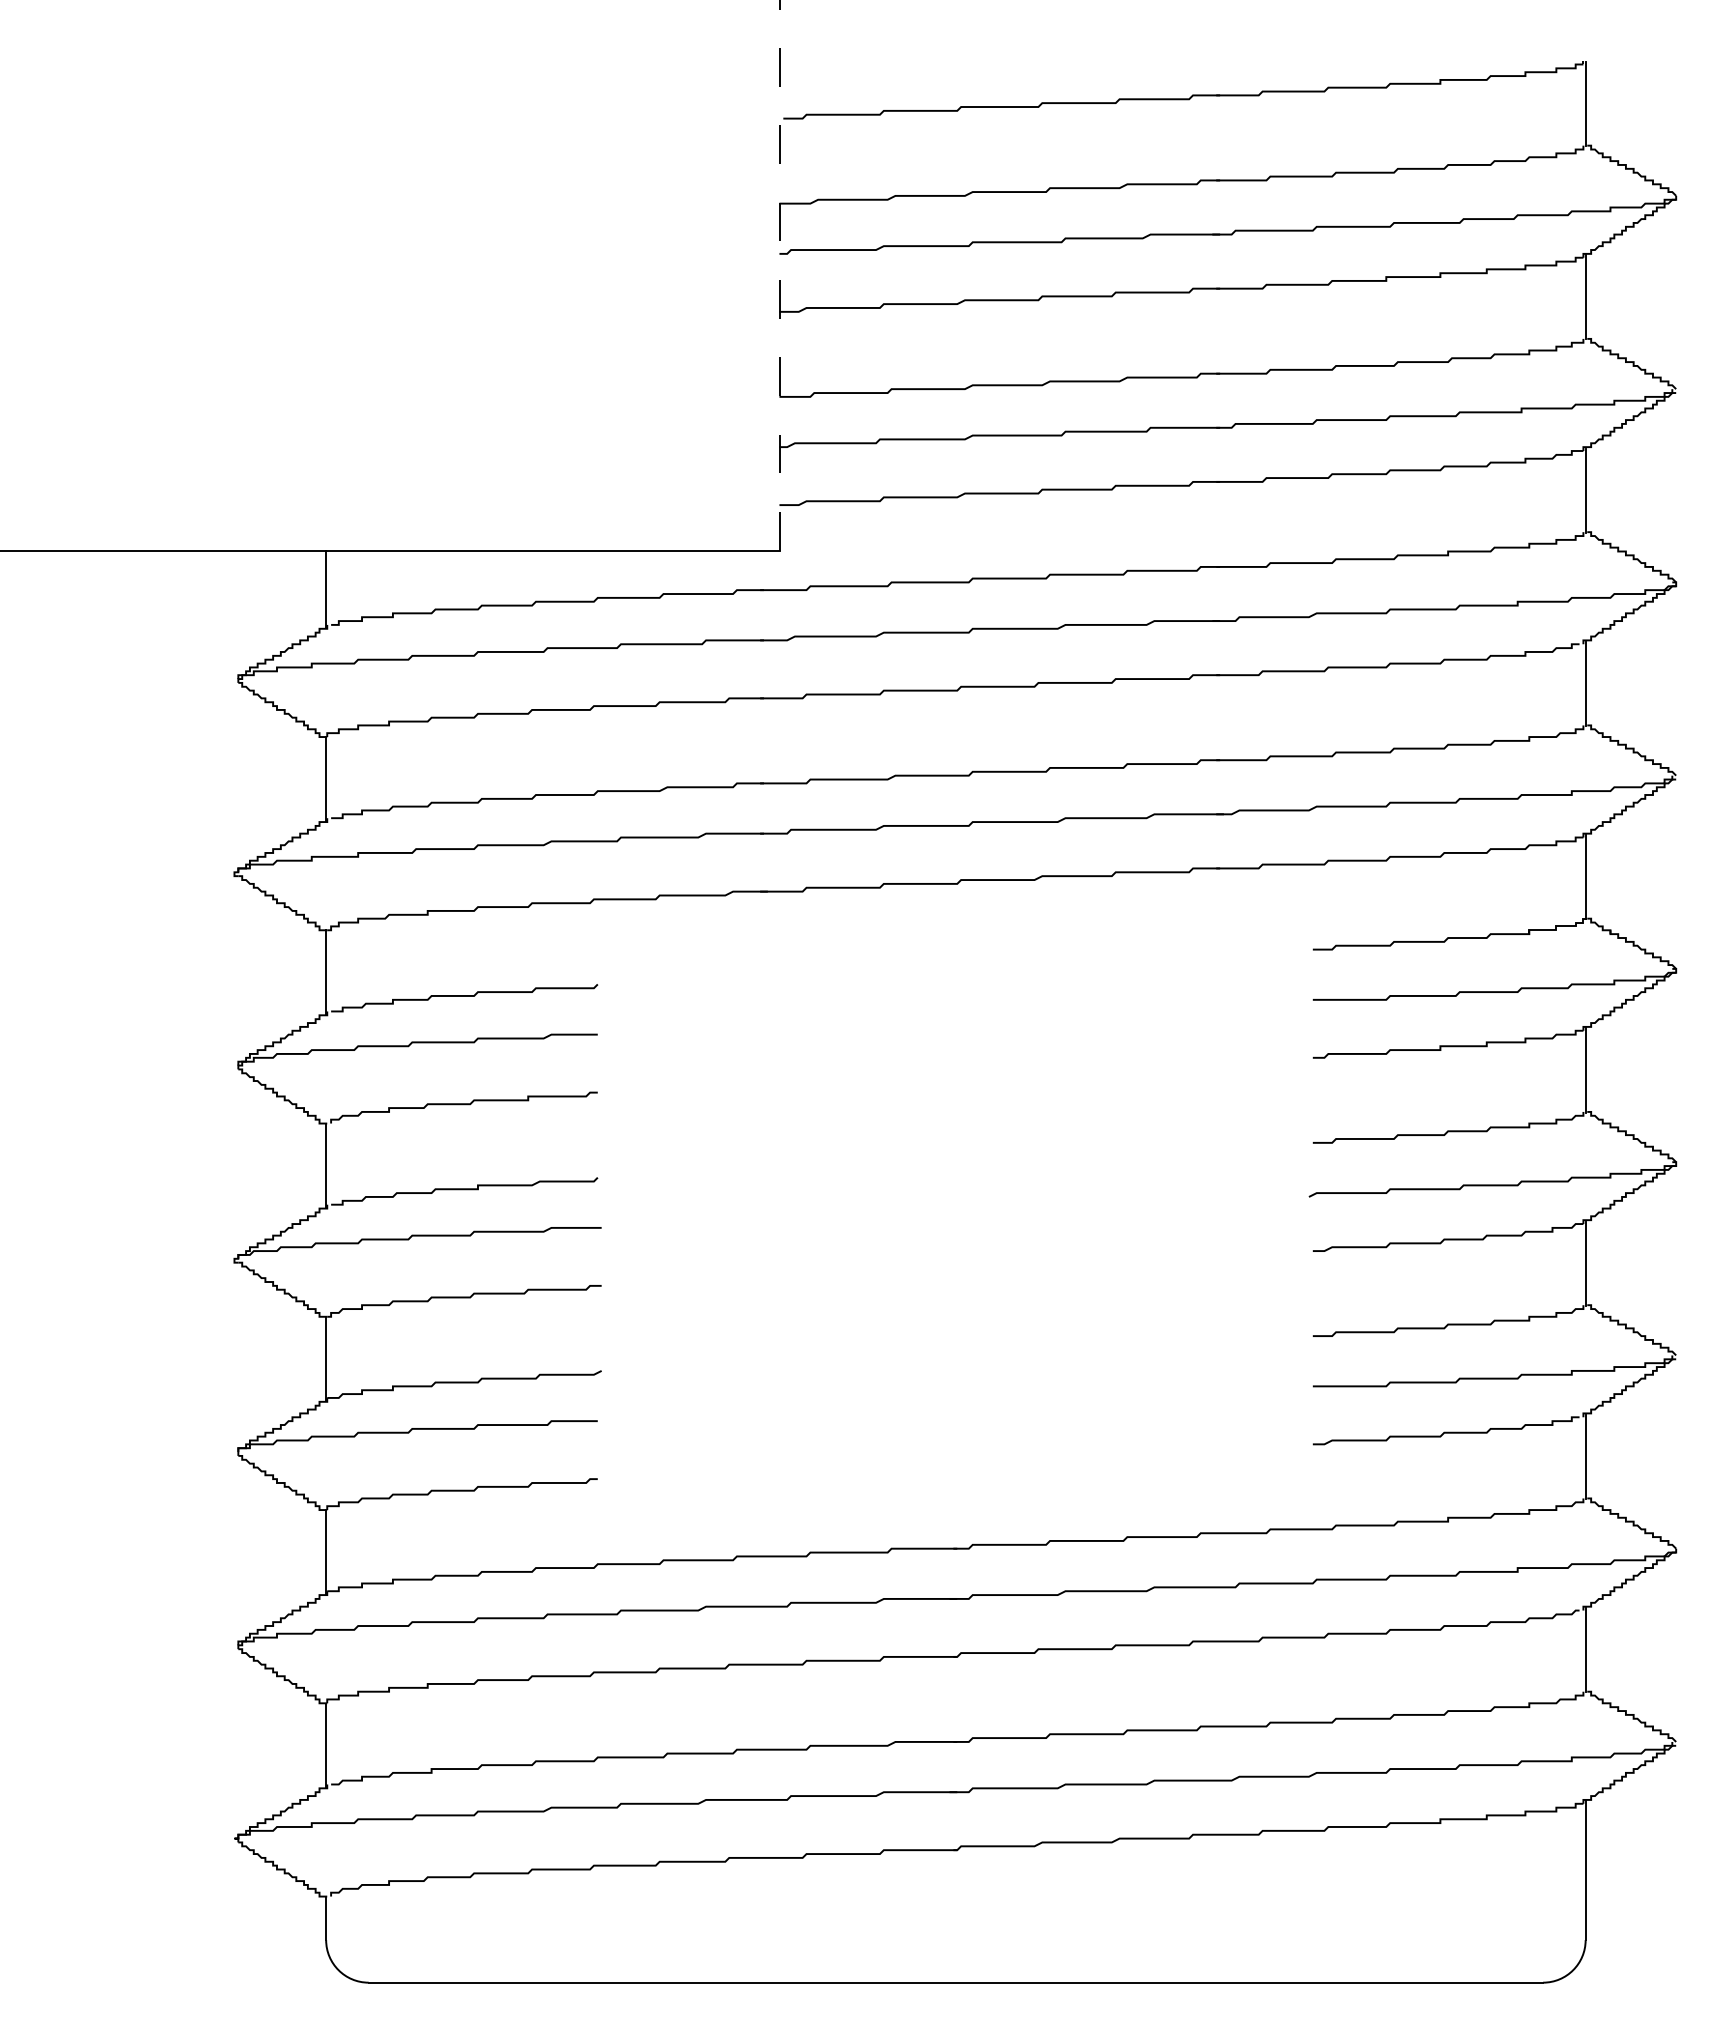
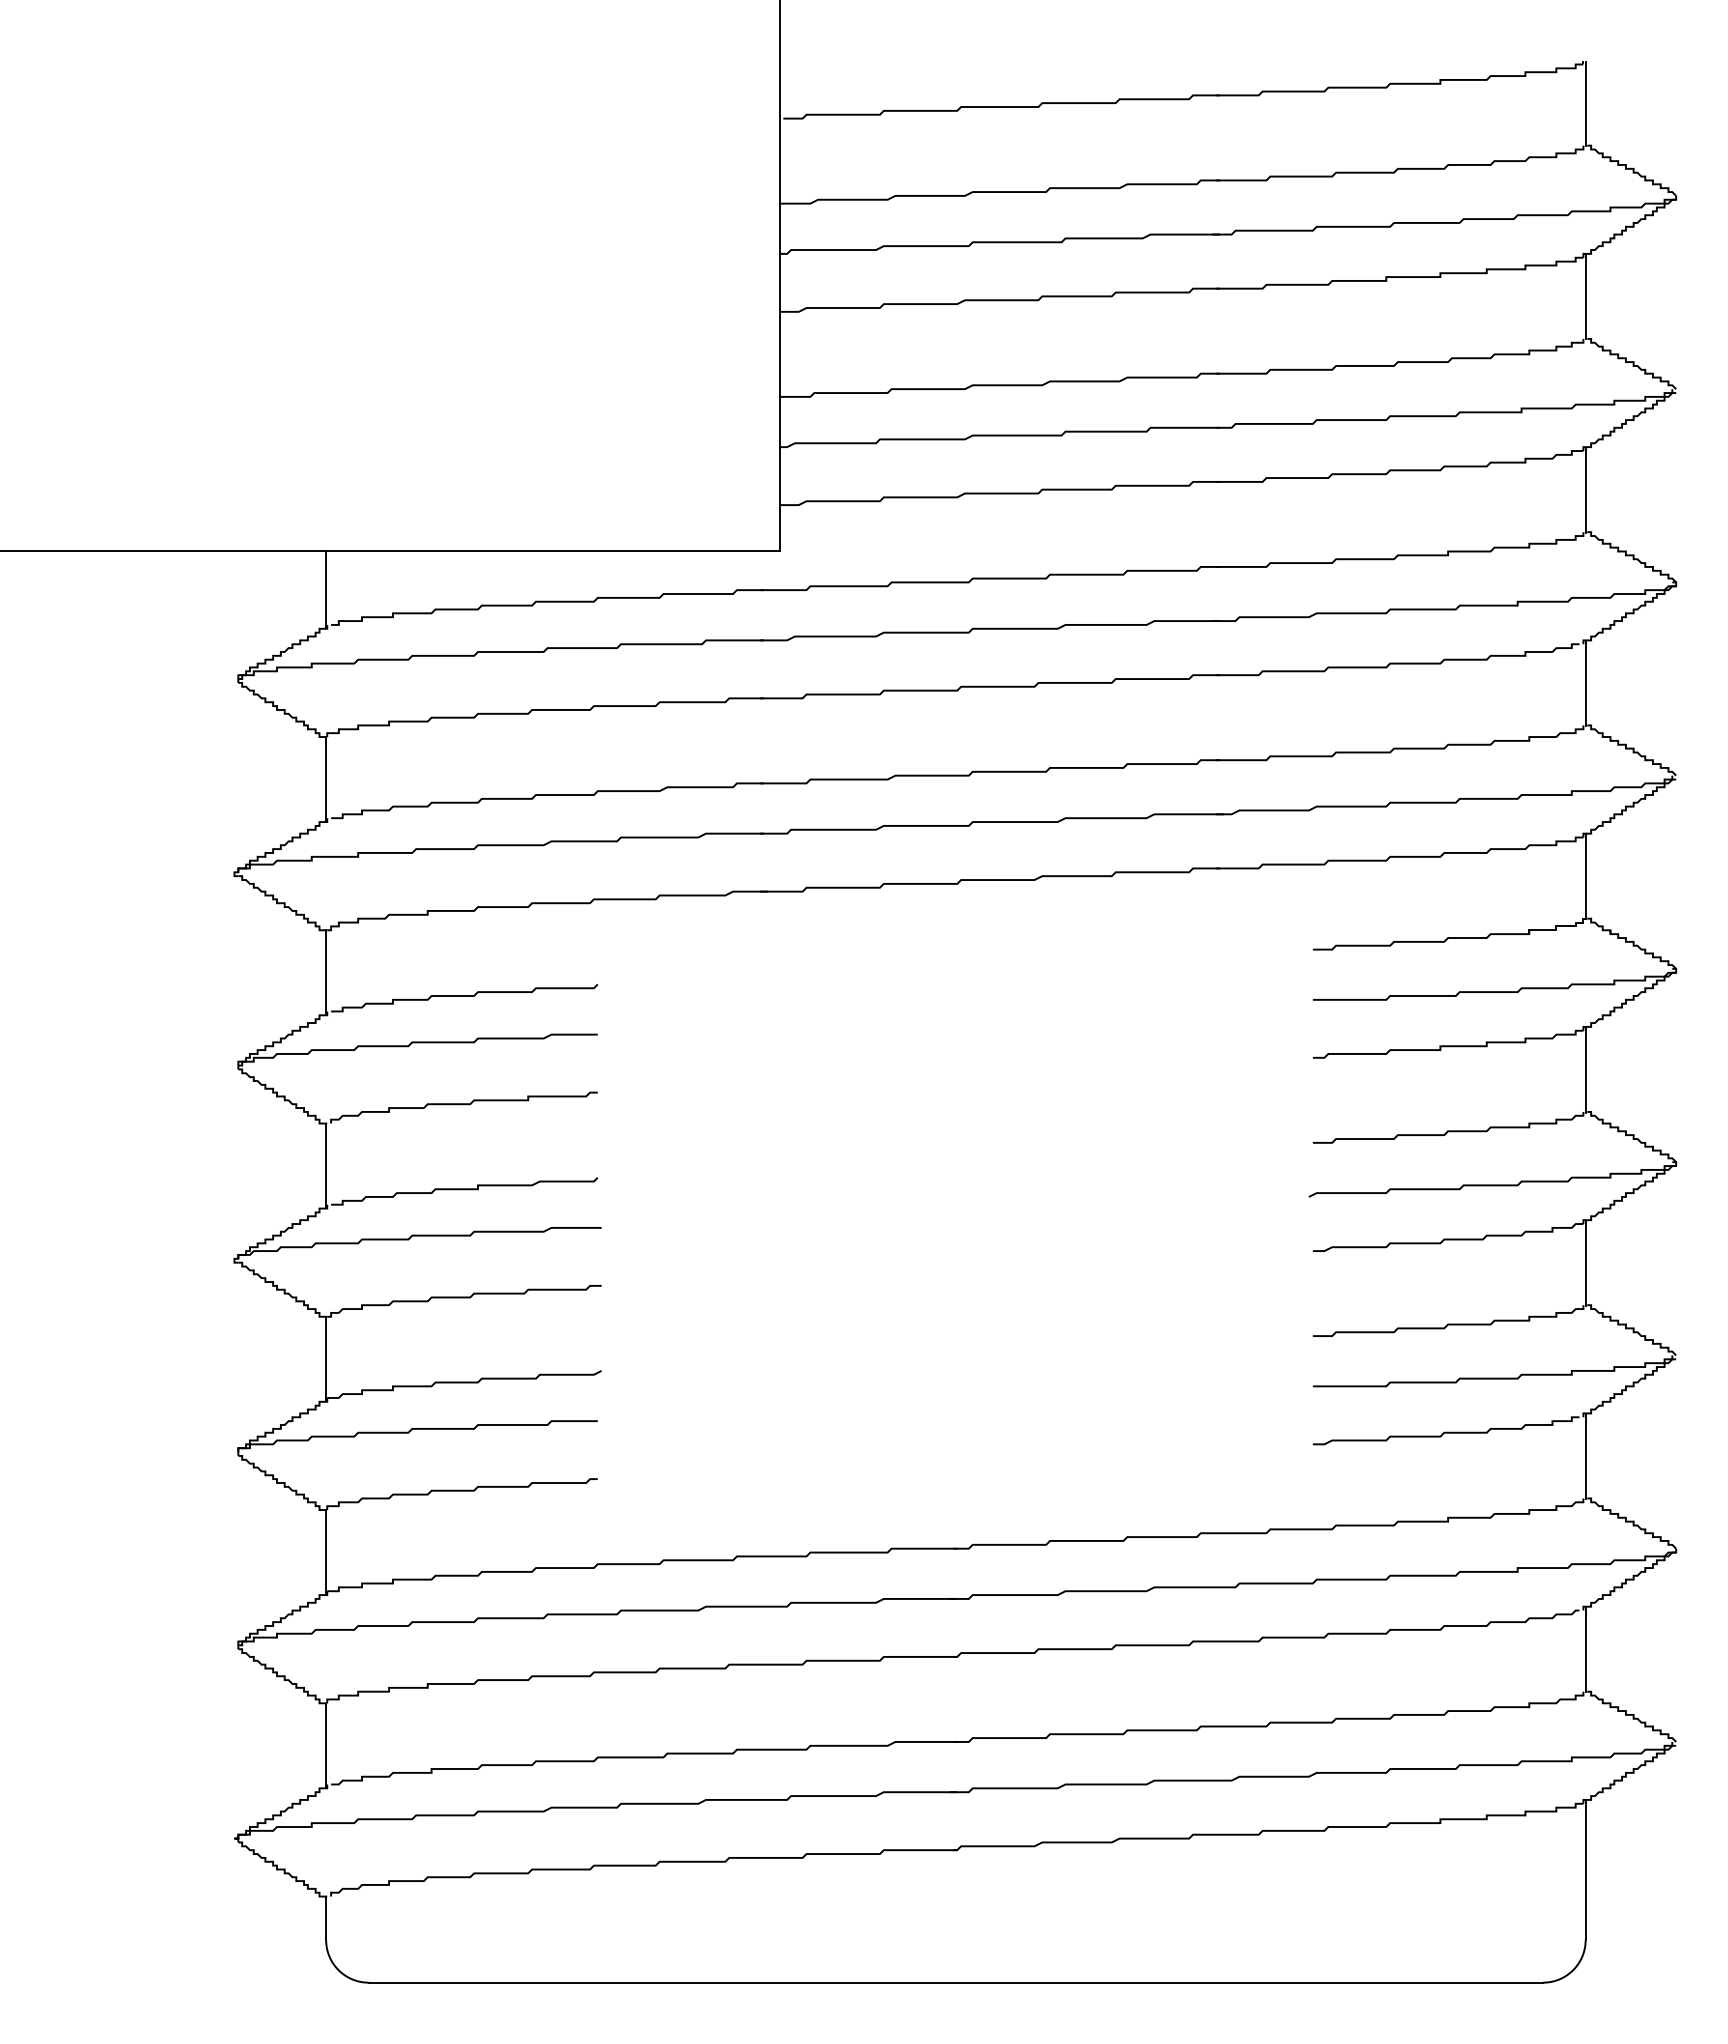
line: dashed -> solid (780, 275)
